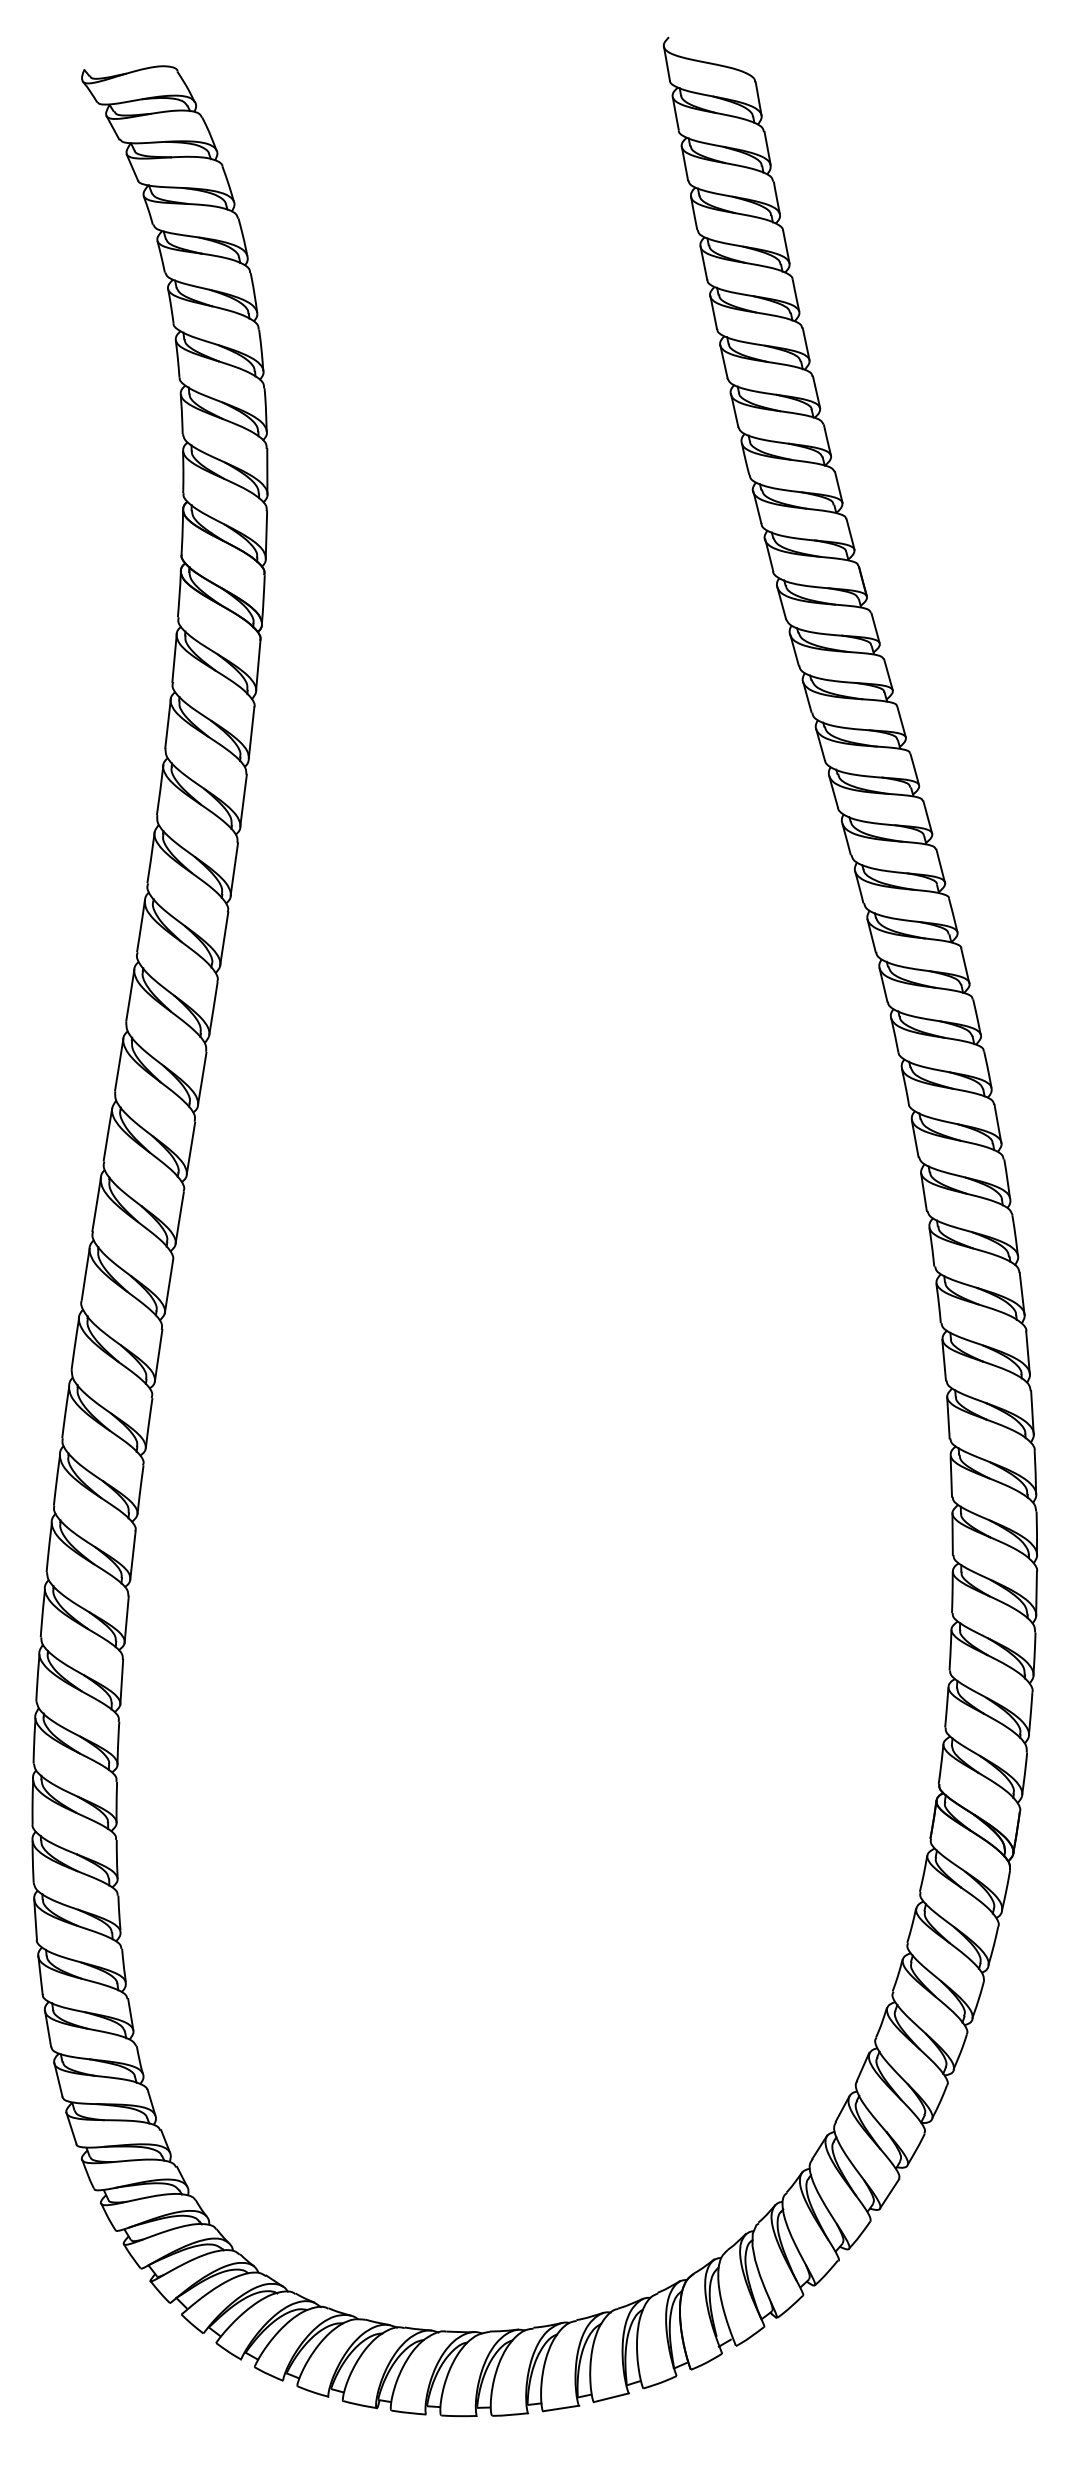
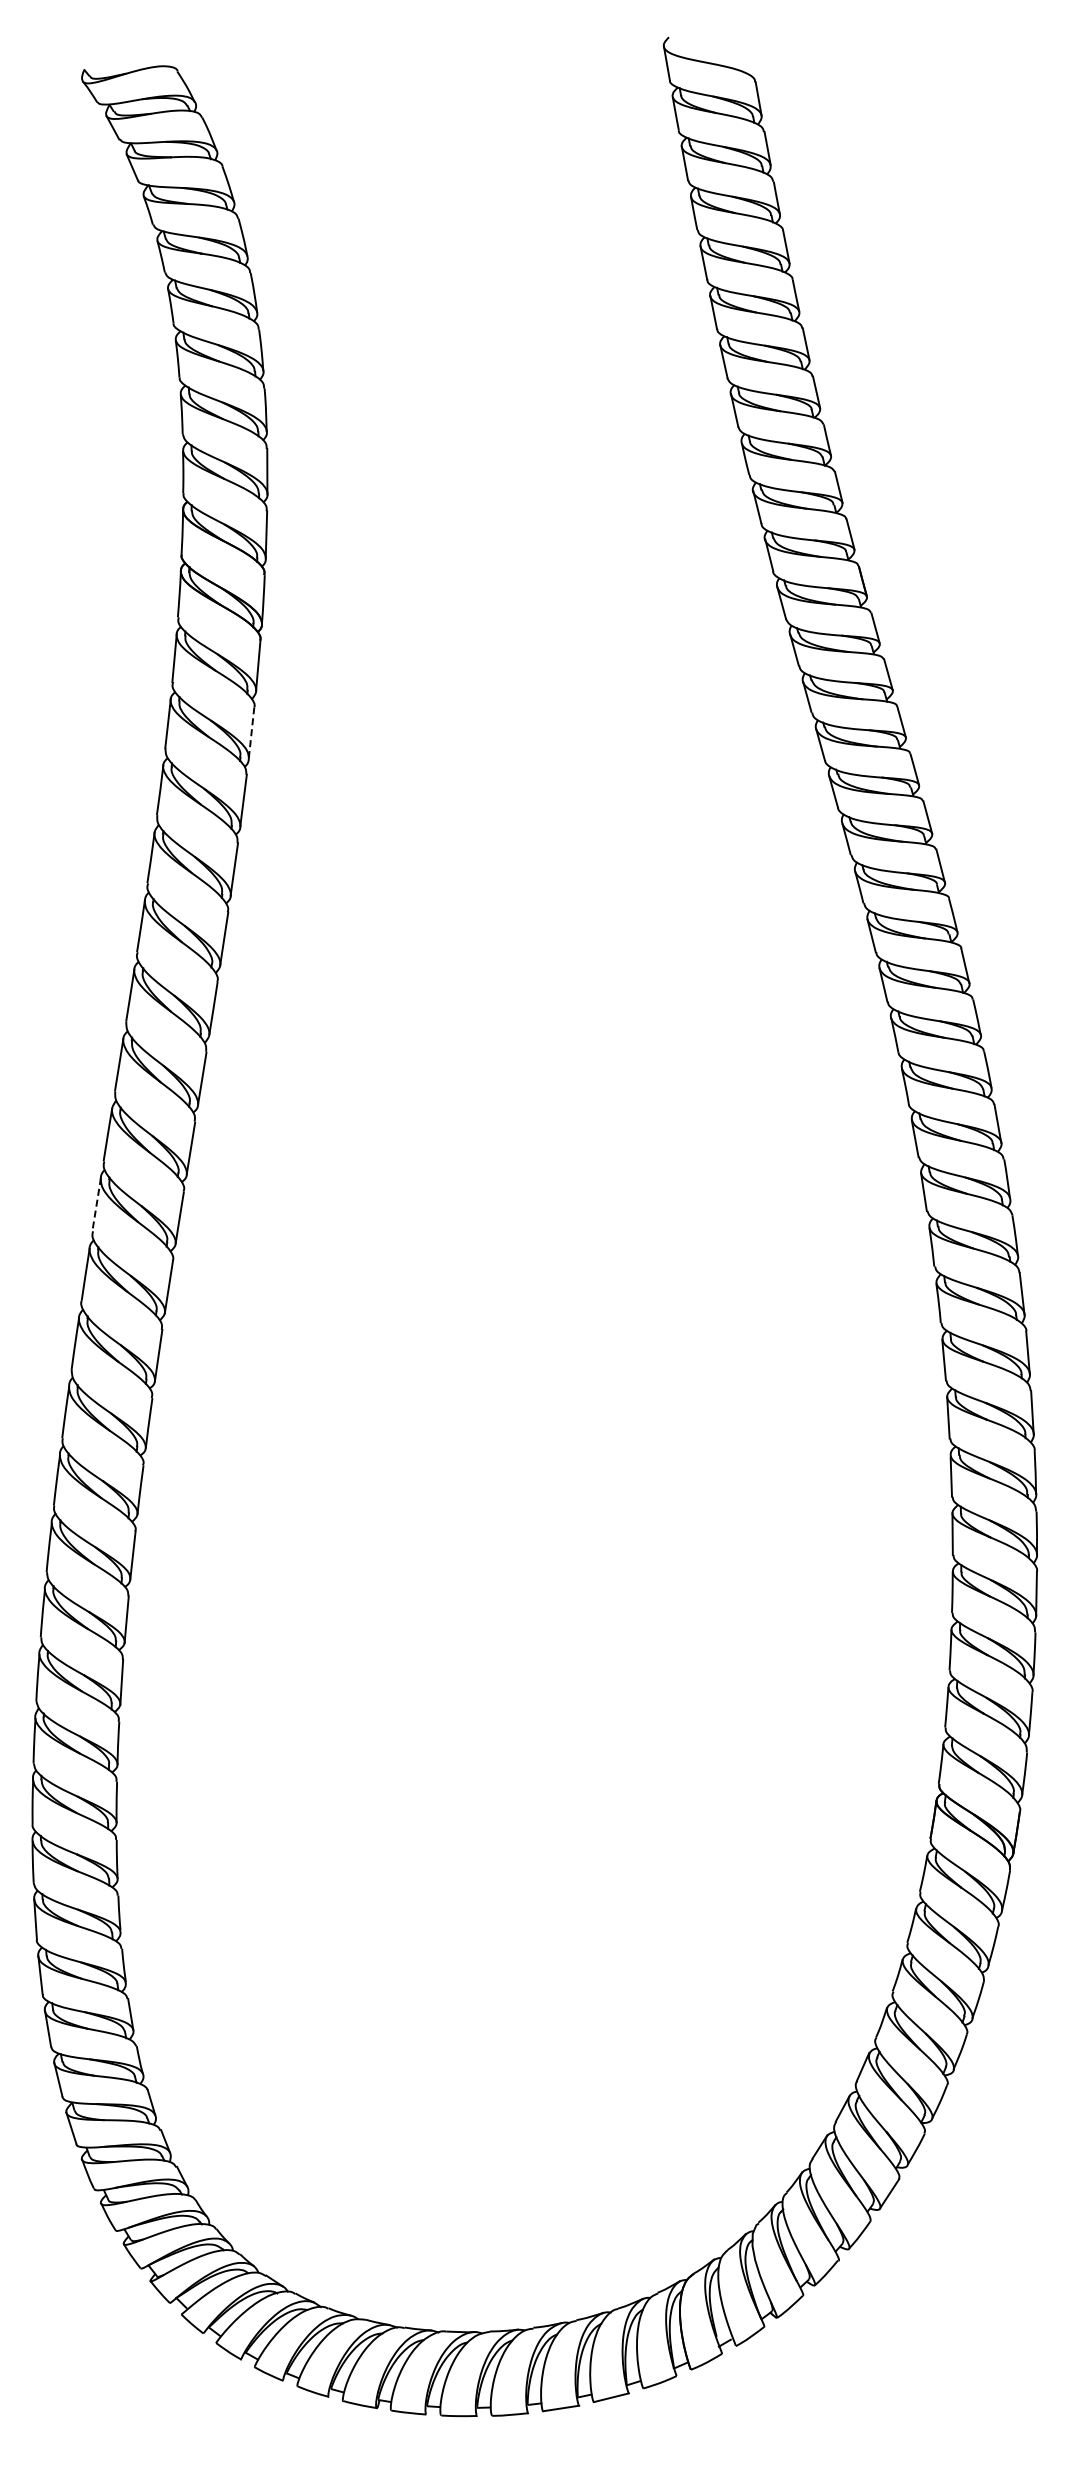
line: solid -> dashed (251, 732)
line: solid -> dashed (96, 1204)
